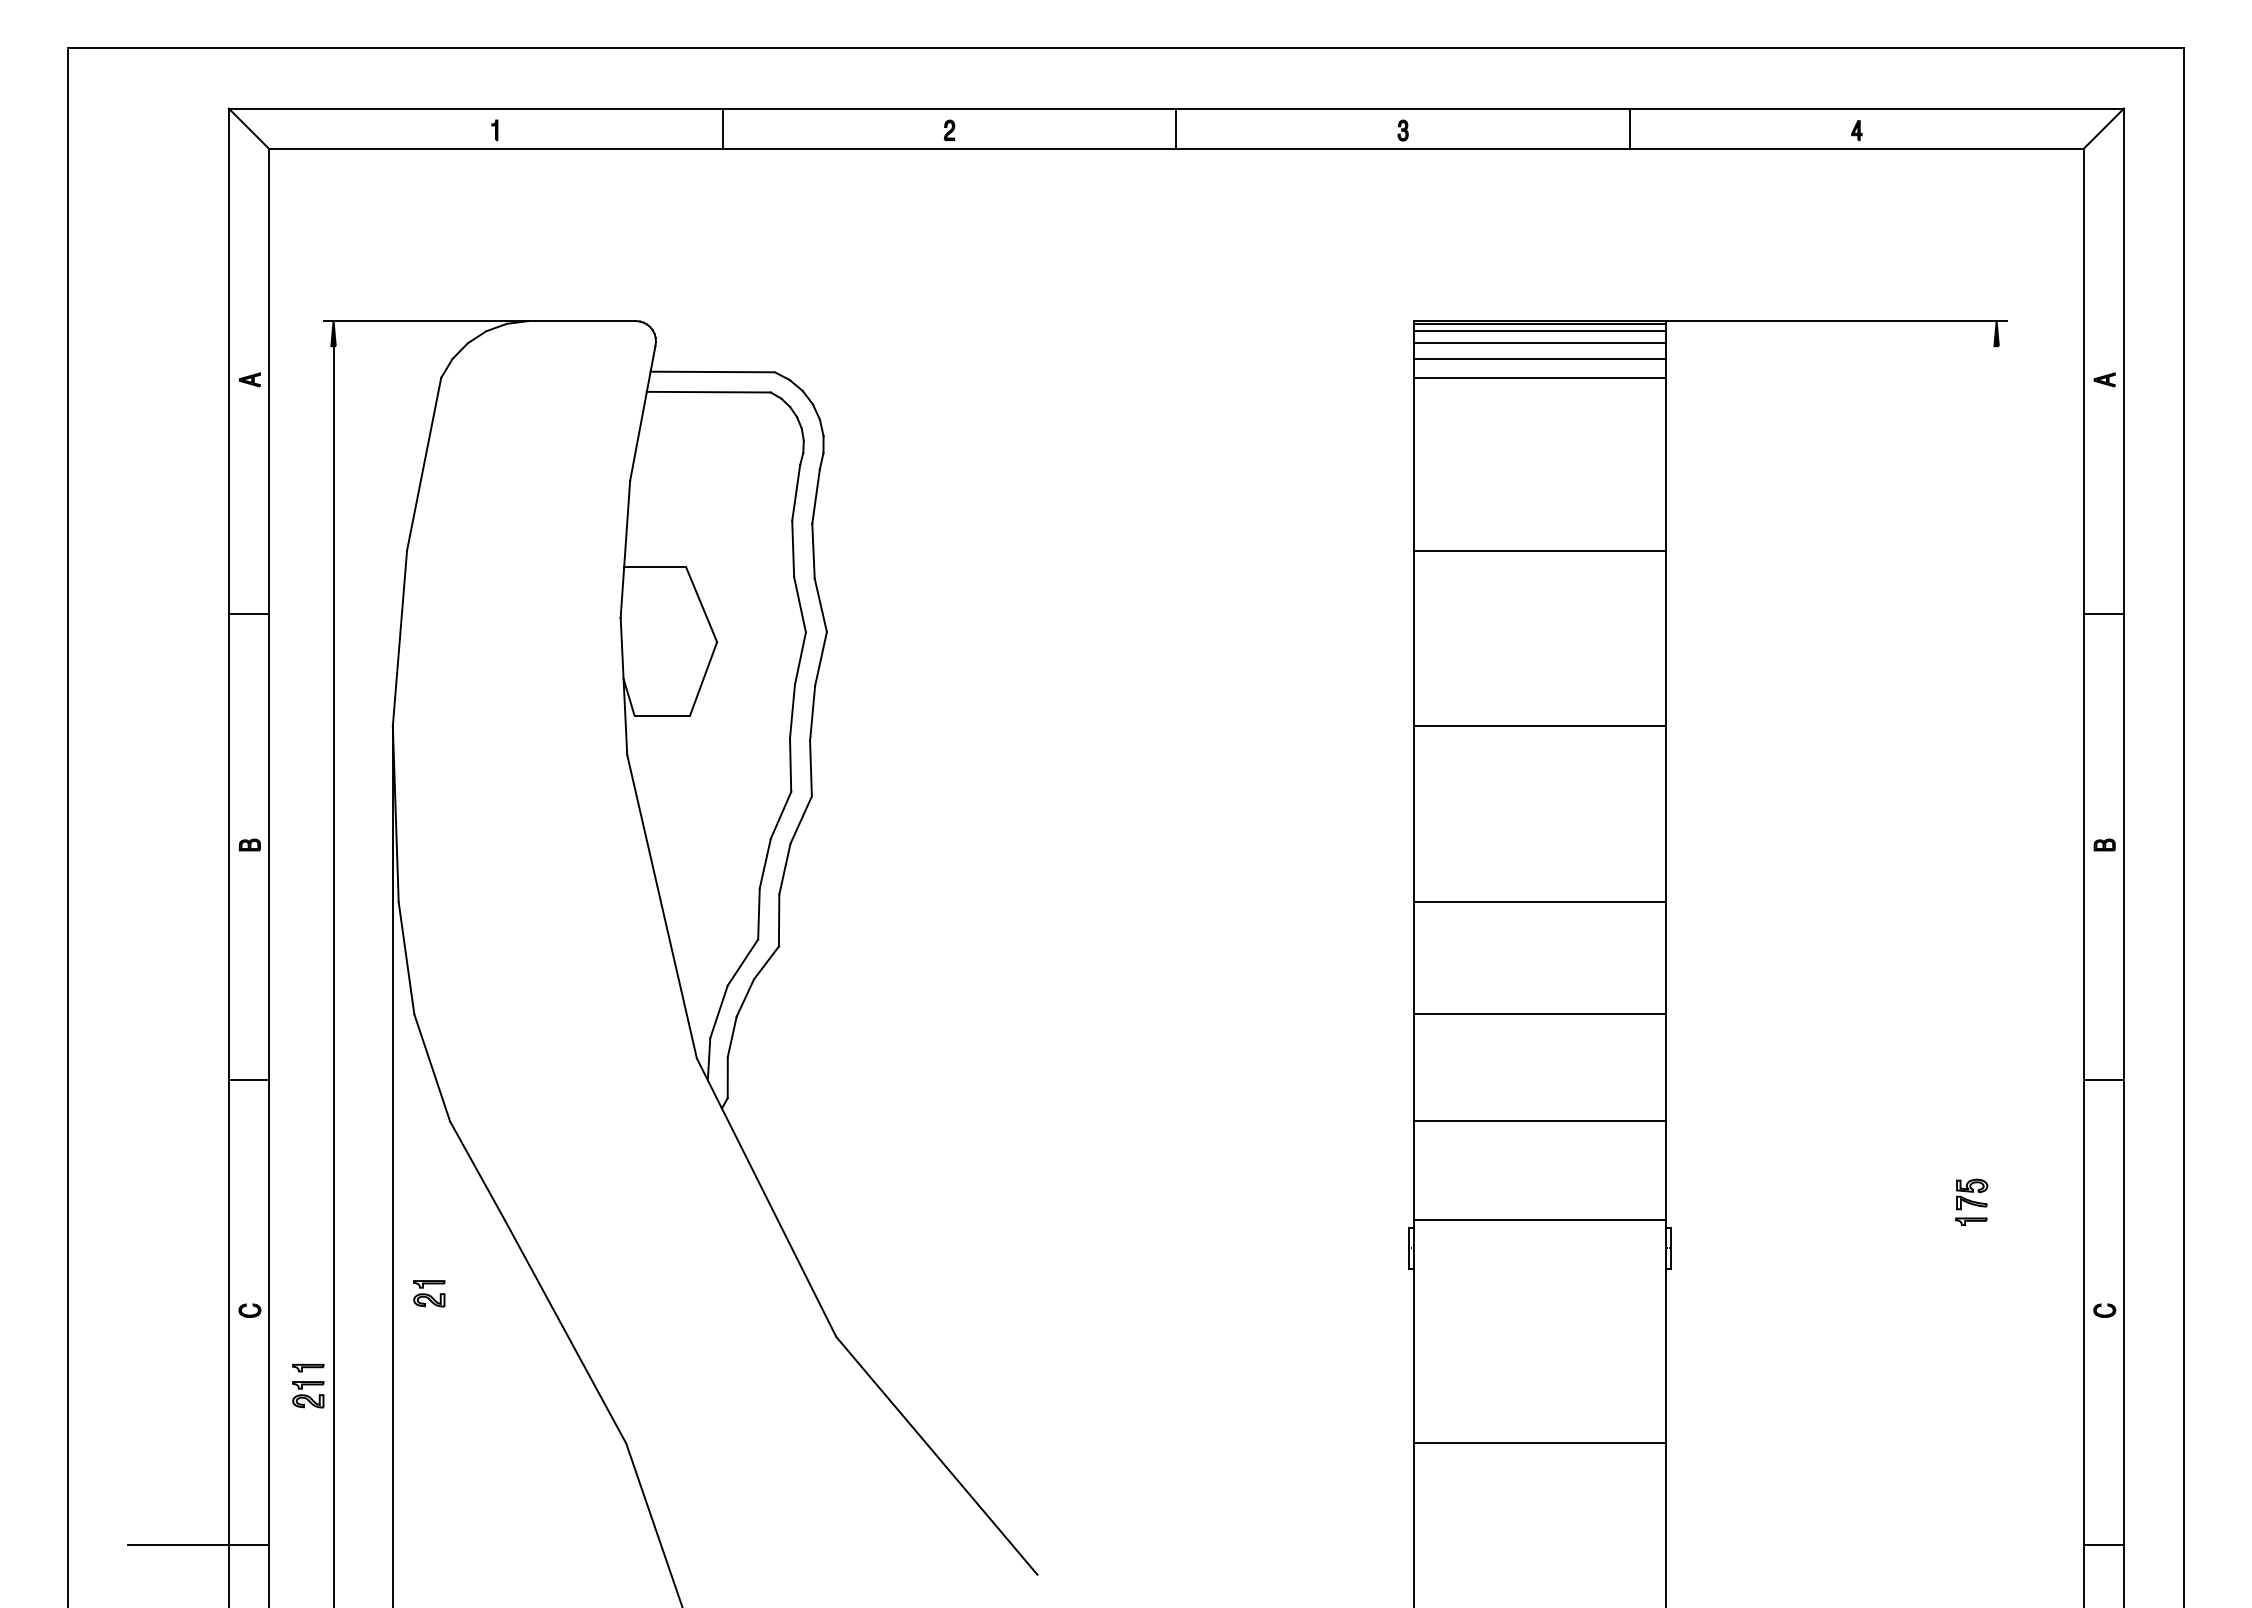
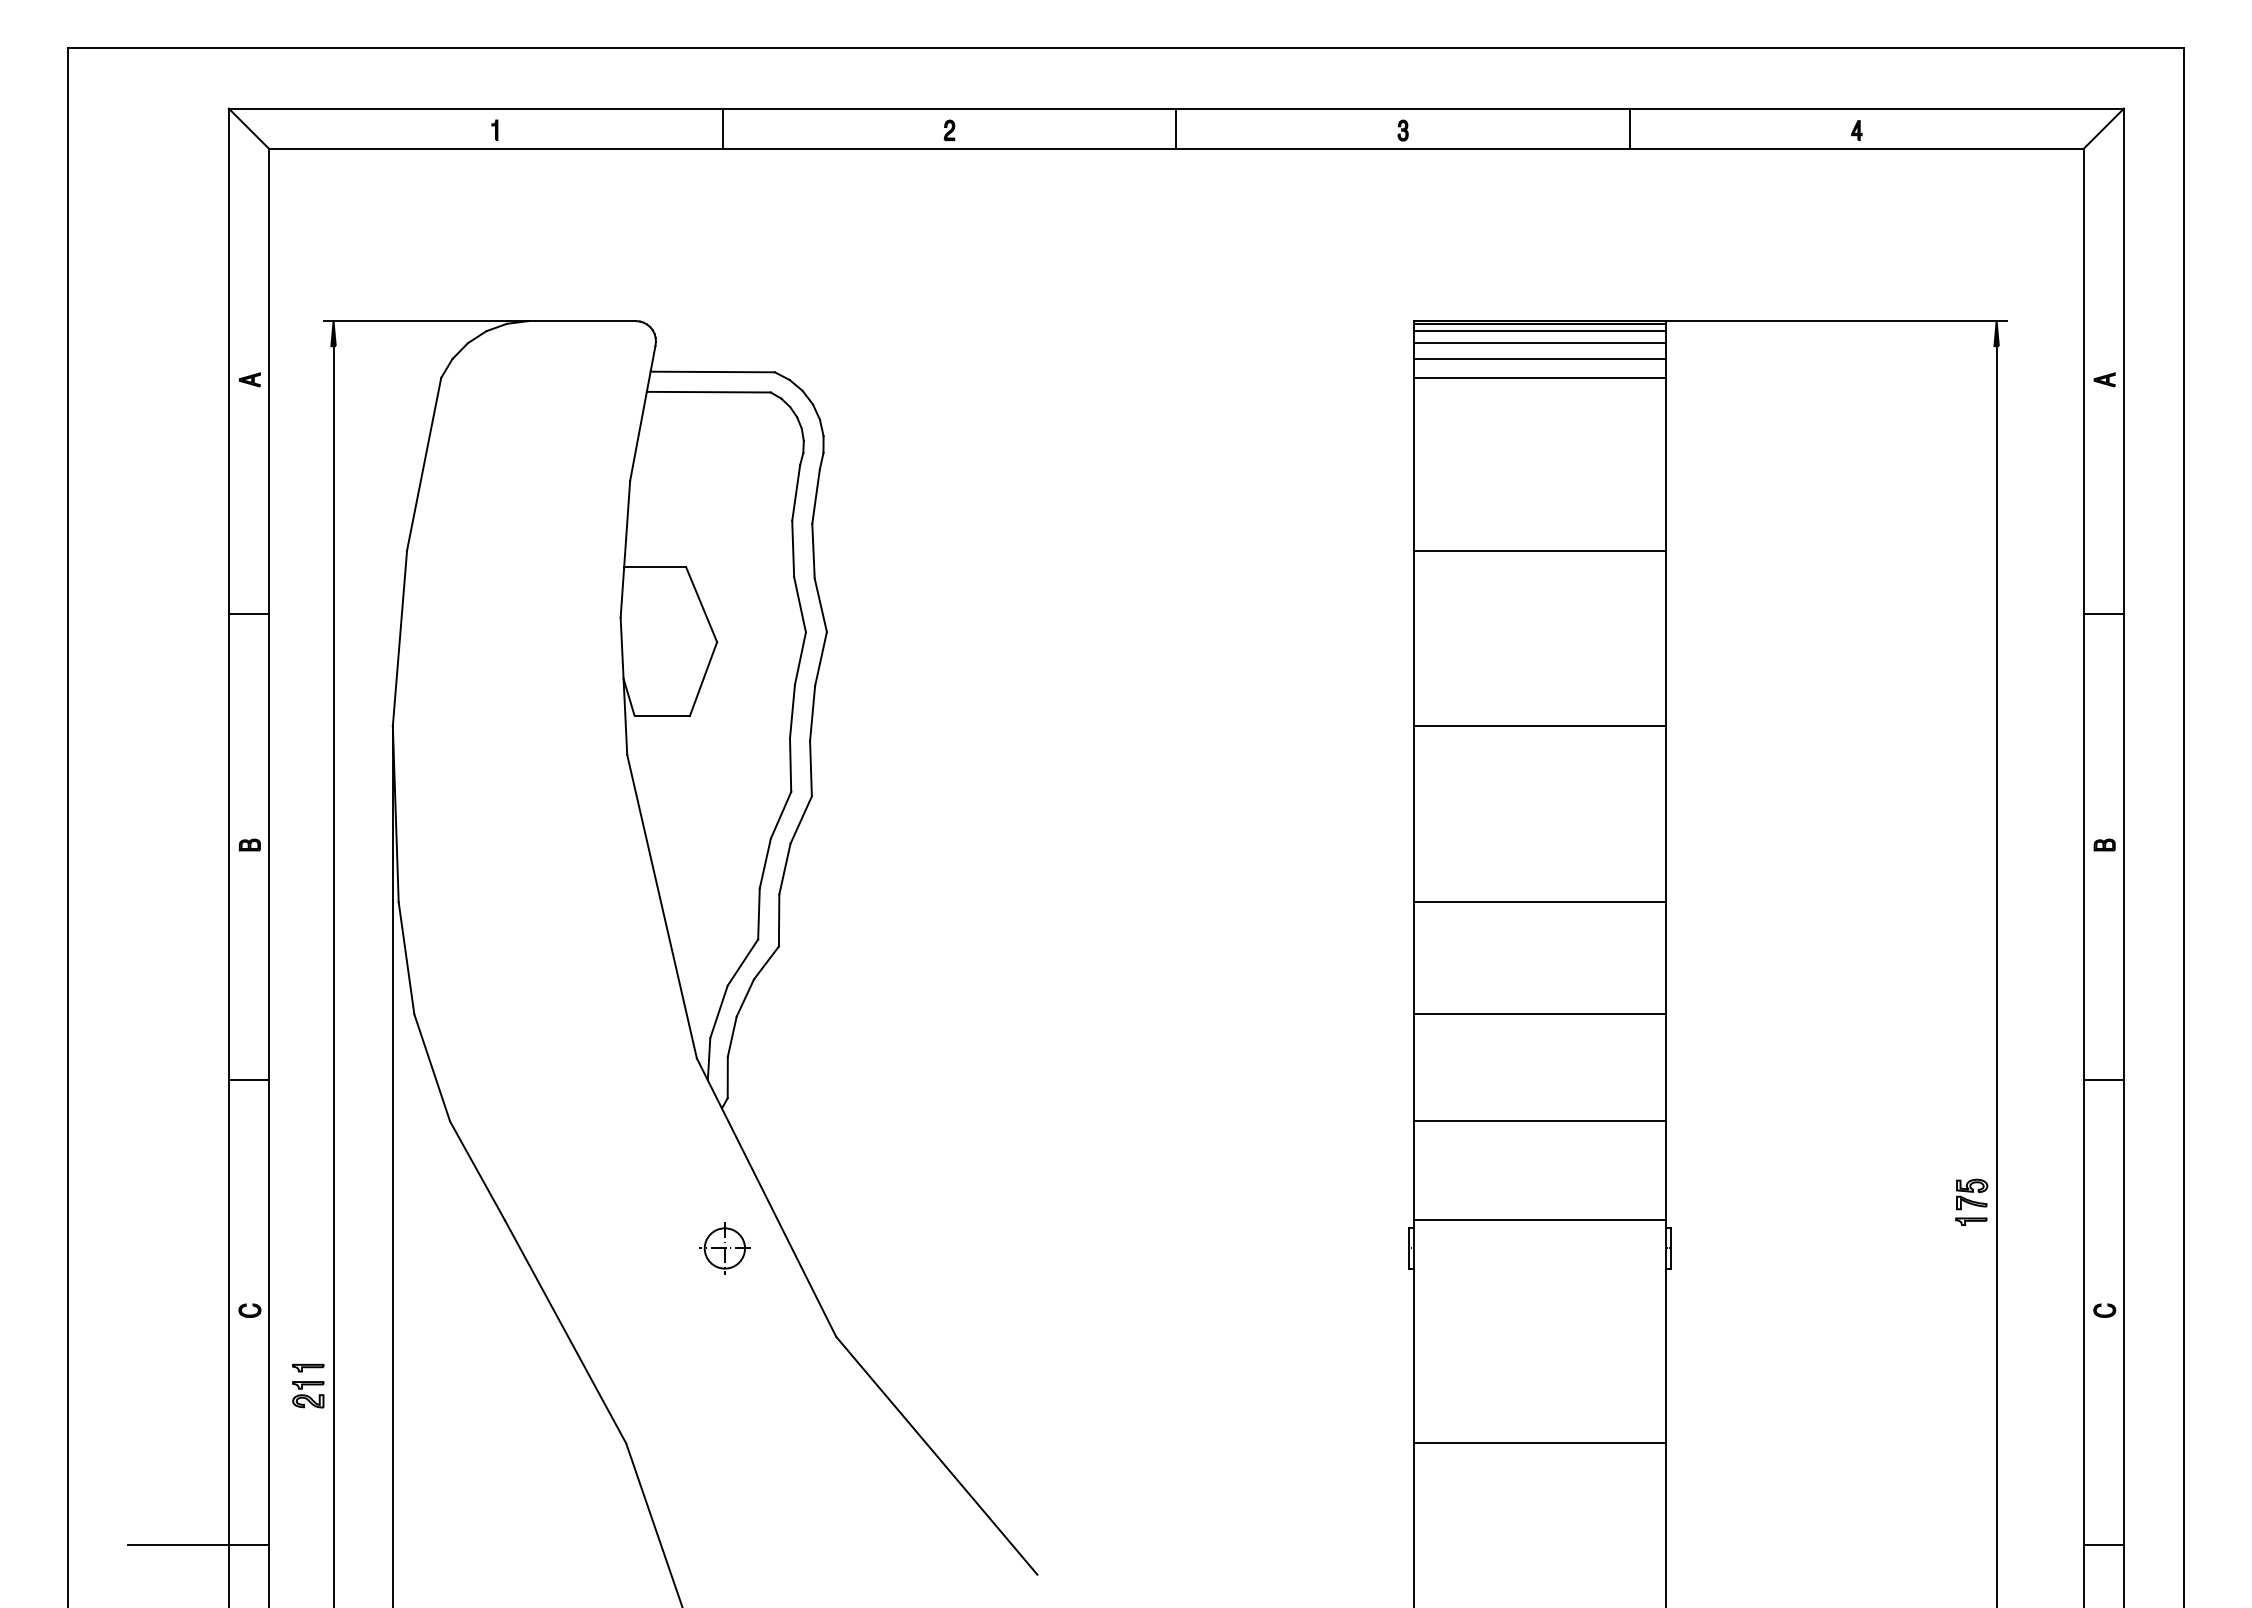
line: none -> present (1996, 975)
part: none -> present (724, 1248)
part: present -> none (429, 1293)
